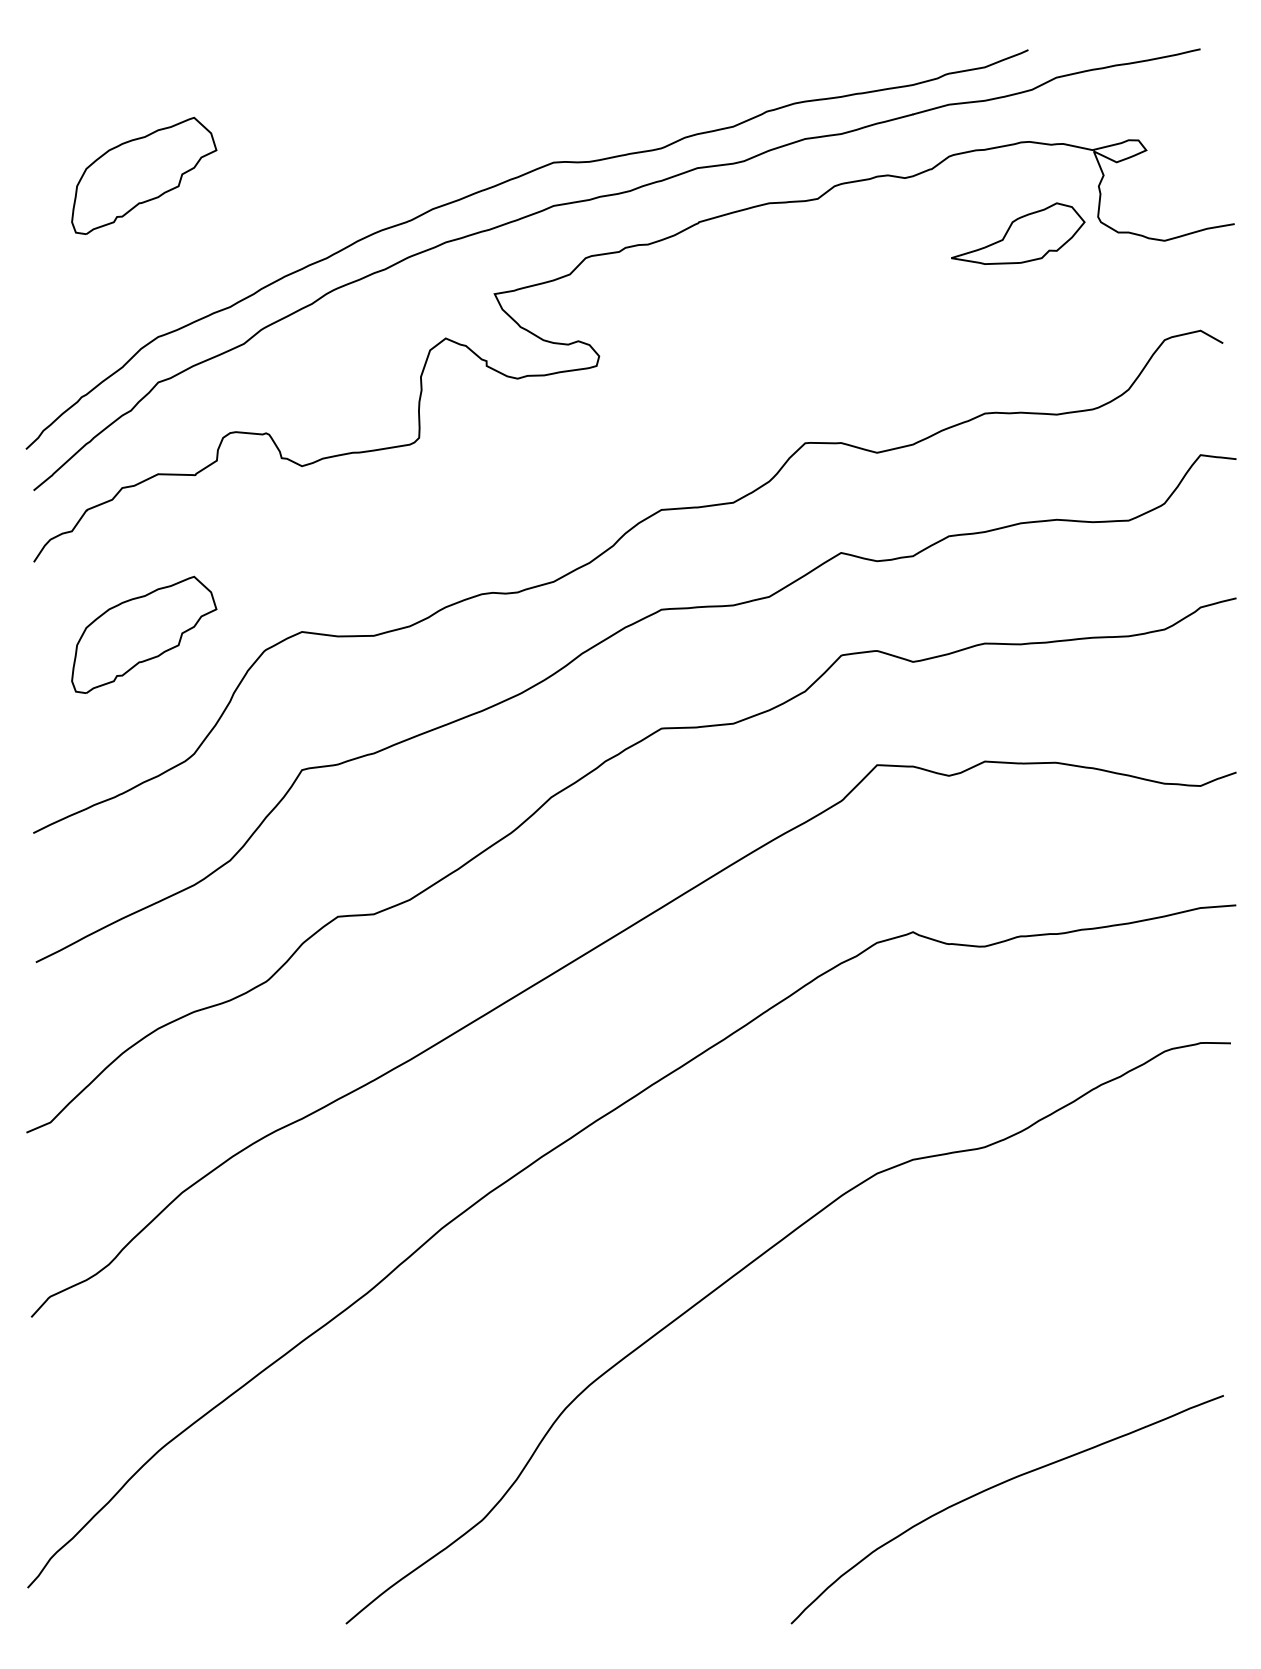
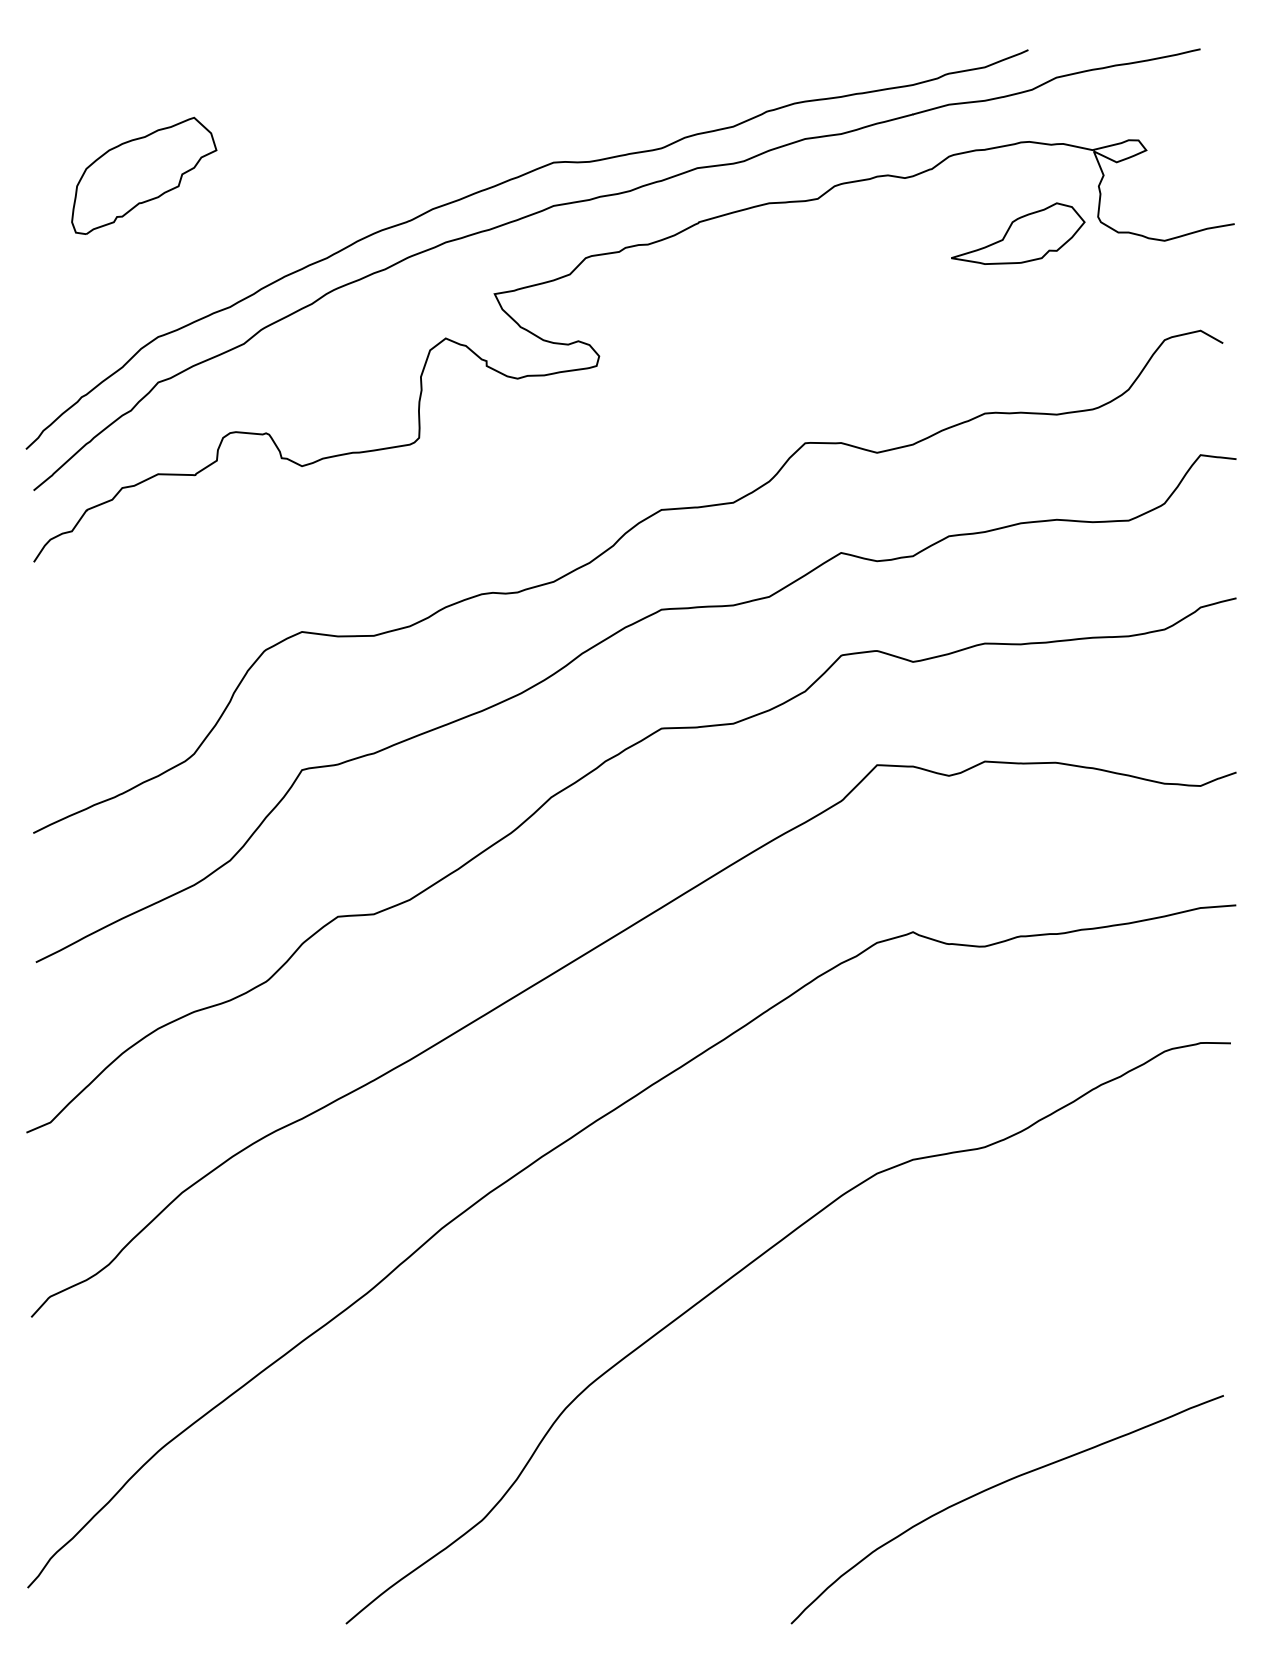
part: present -> none (144, 634)
